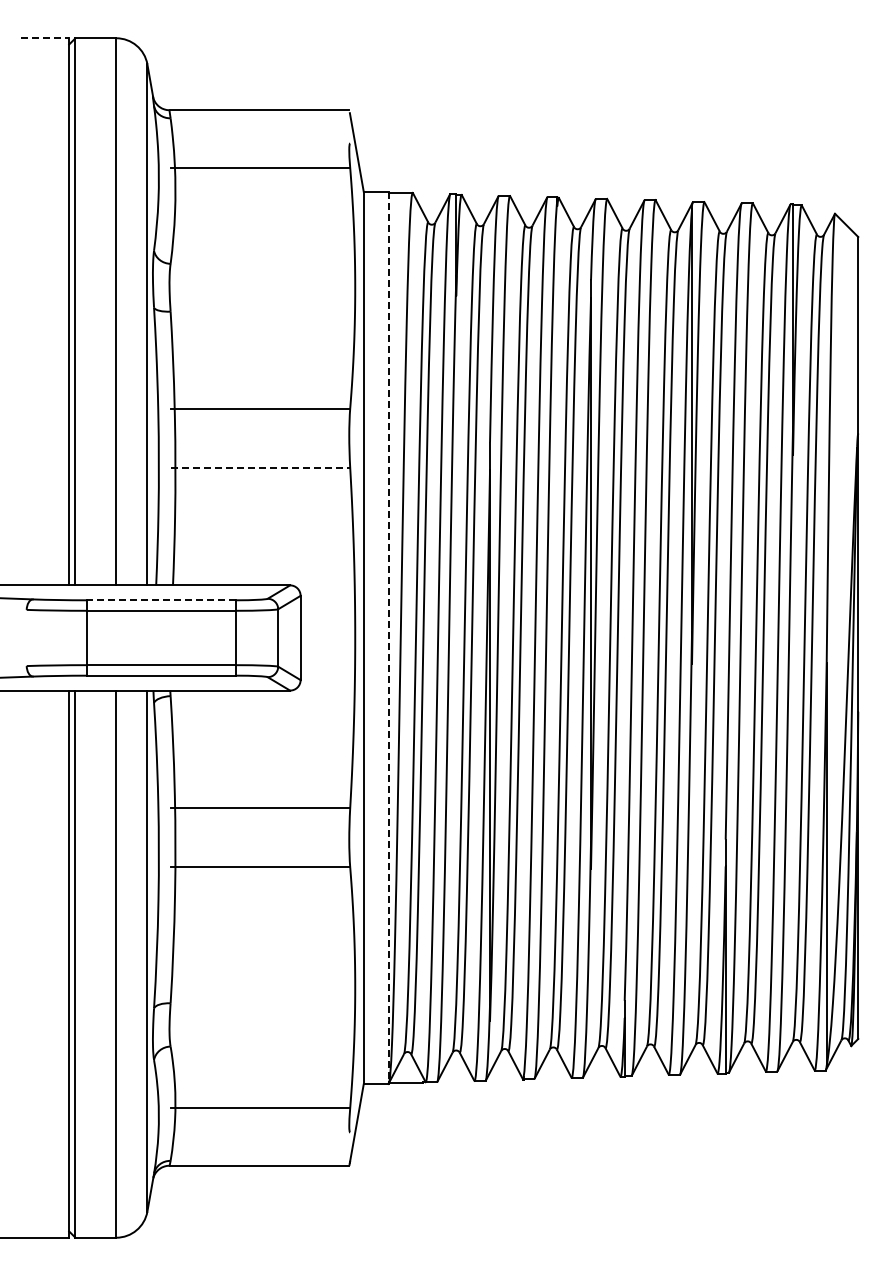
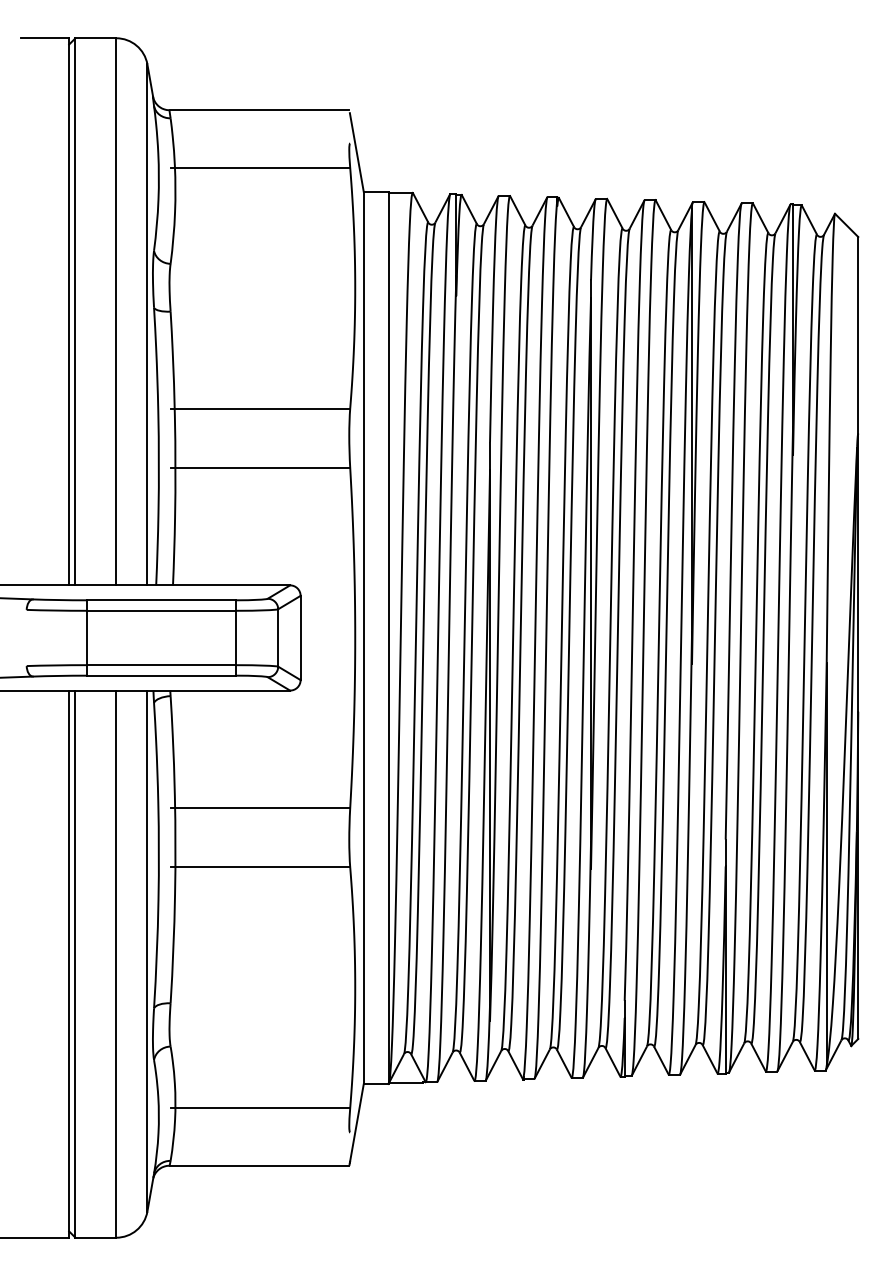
line: dashed -> solid (45, 38)
line: dashed -> solid (260, 468)
line: dashed -> solid (161, 600)
line: dashed -> solid (389, 637)
